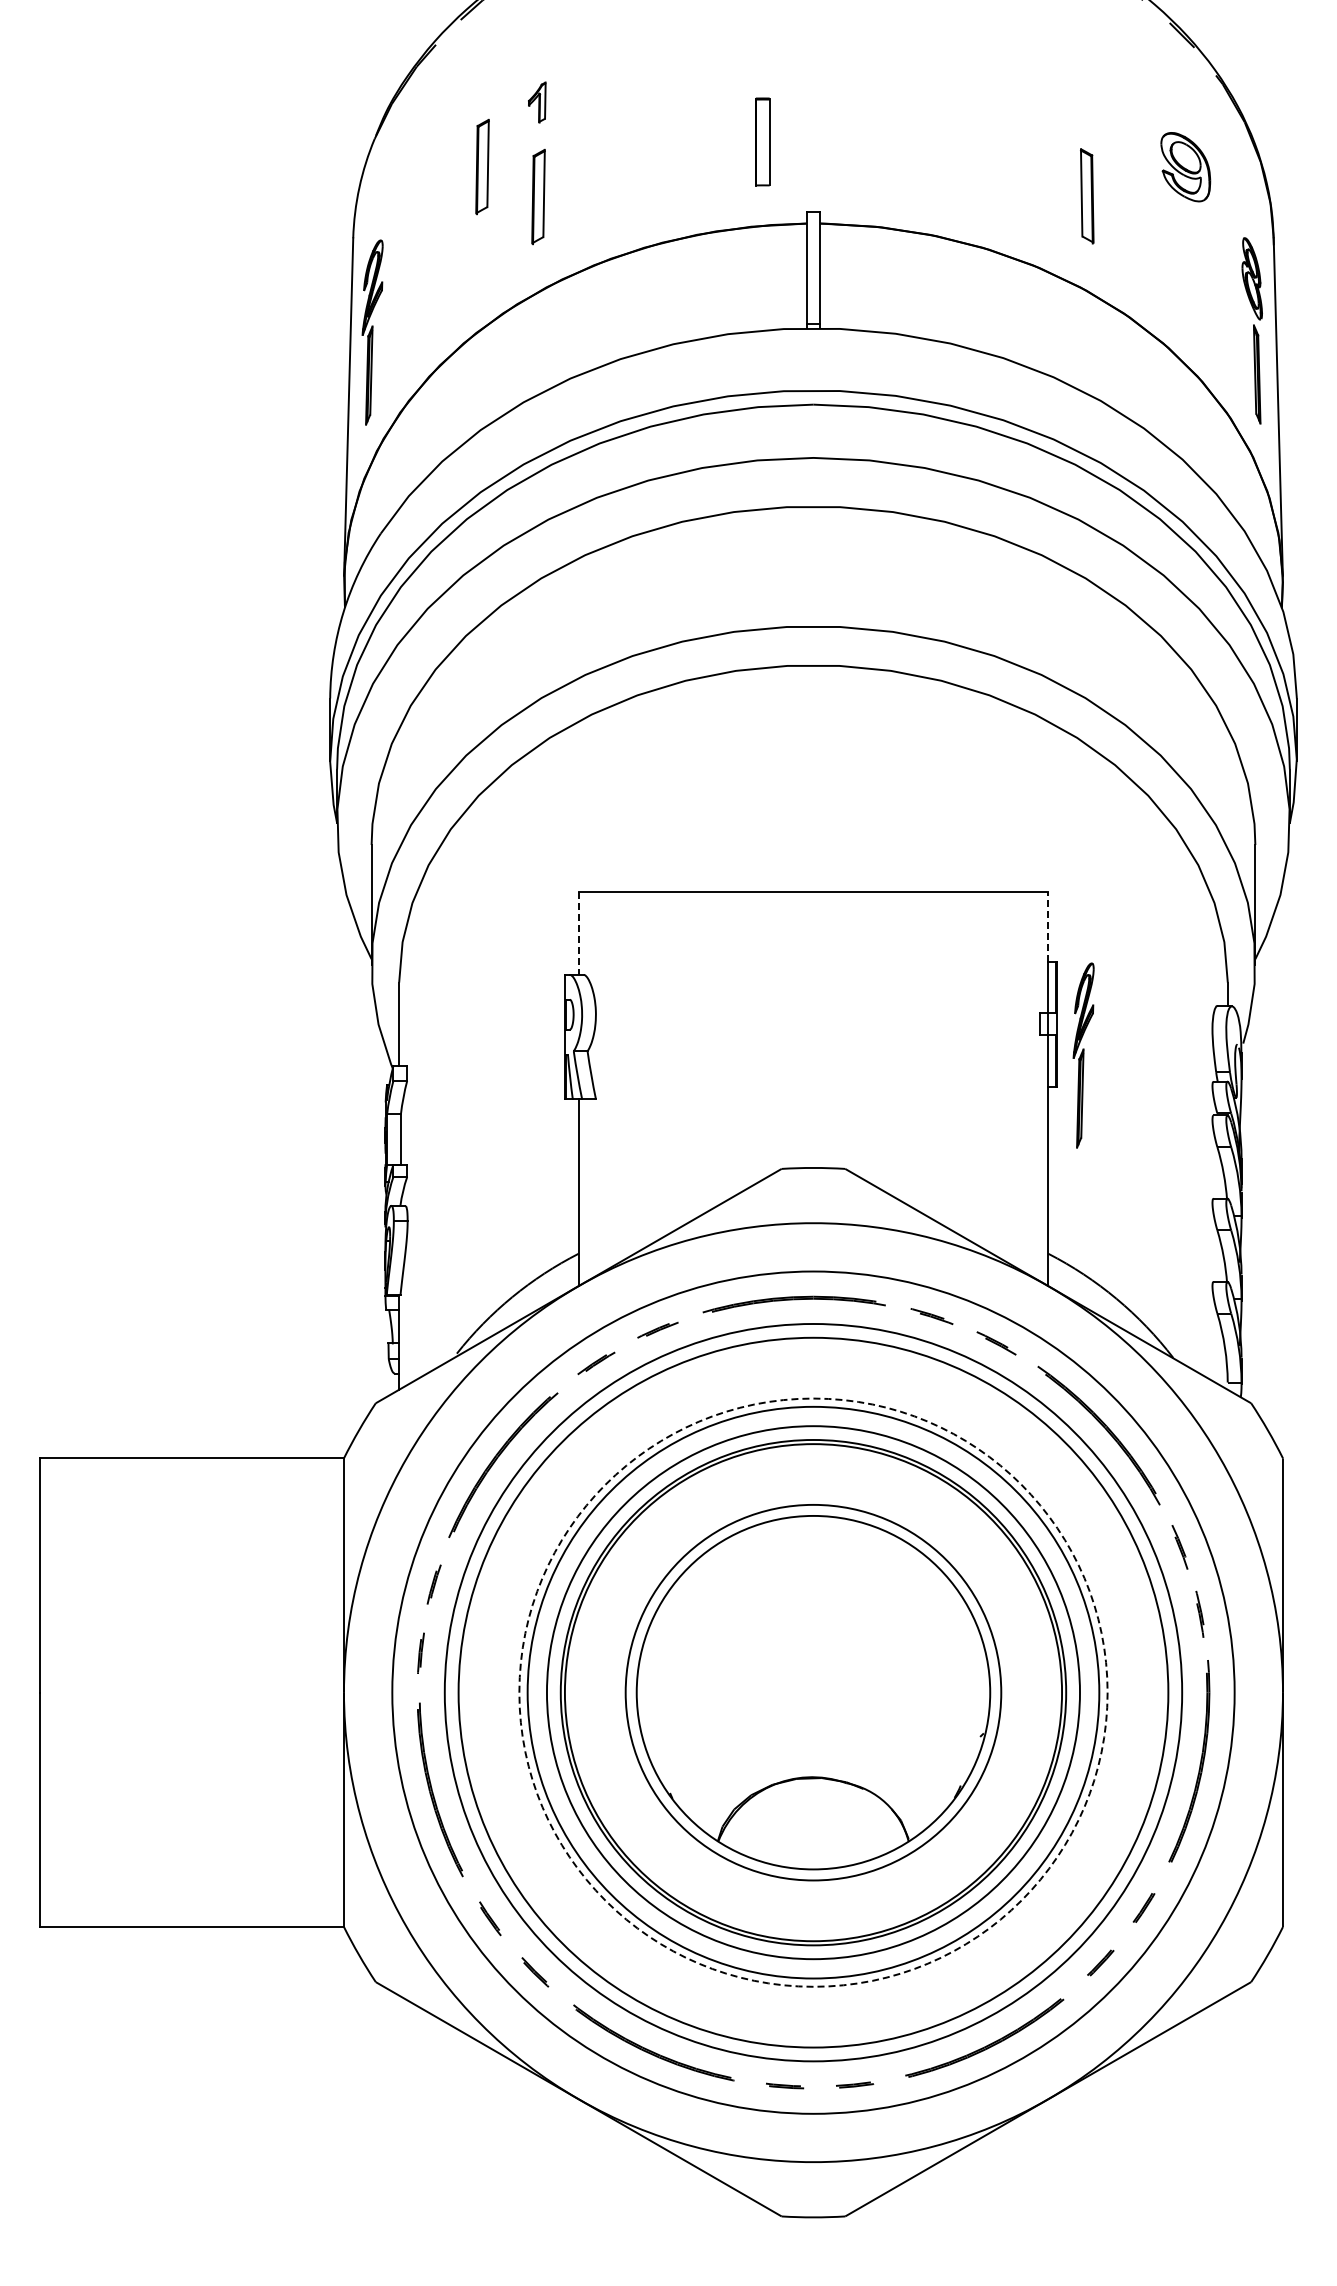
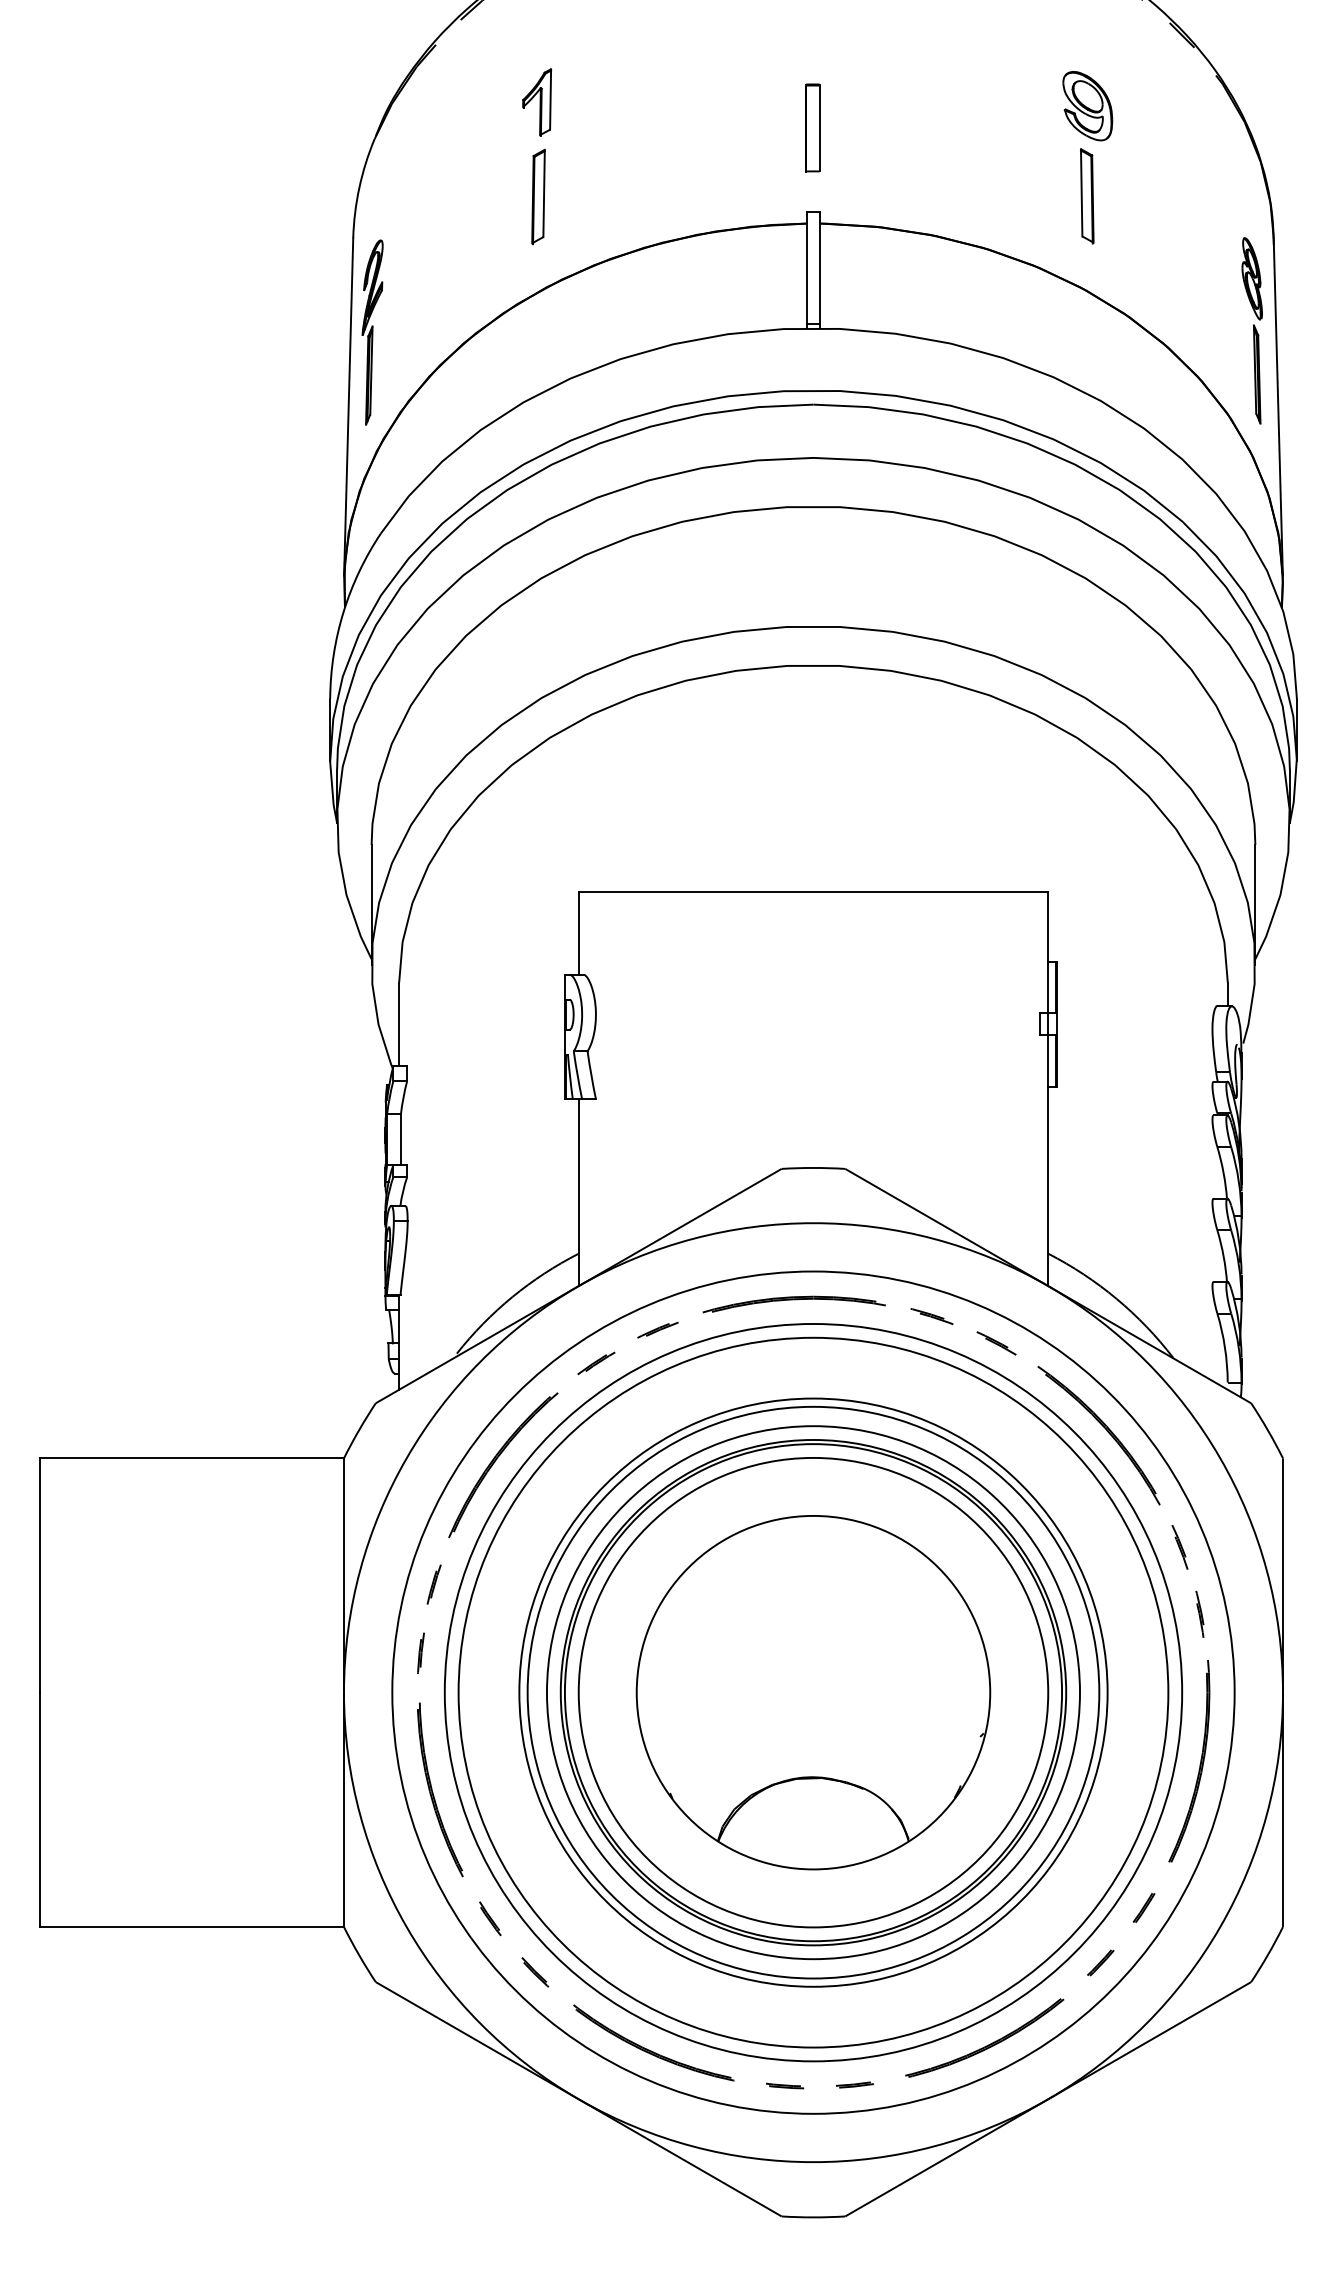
part size: 19x43 px -> 31x69 px (537, 102)
part position: (762, 141) -> (812, 127) (812, 127)
part: present -> none (482, 167)
part position: (1185, 167) -> (1087, 106) (1087, 106)
line: dashed -> solid (1048, 926)
line: dashed -> solid (578, 933)
part: present -> none (1083, 1055)
circle diameter: 376 px -> 469 px (813, 1692)
circle: dashed -> solid (813, 1692)
